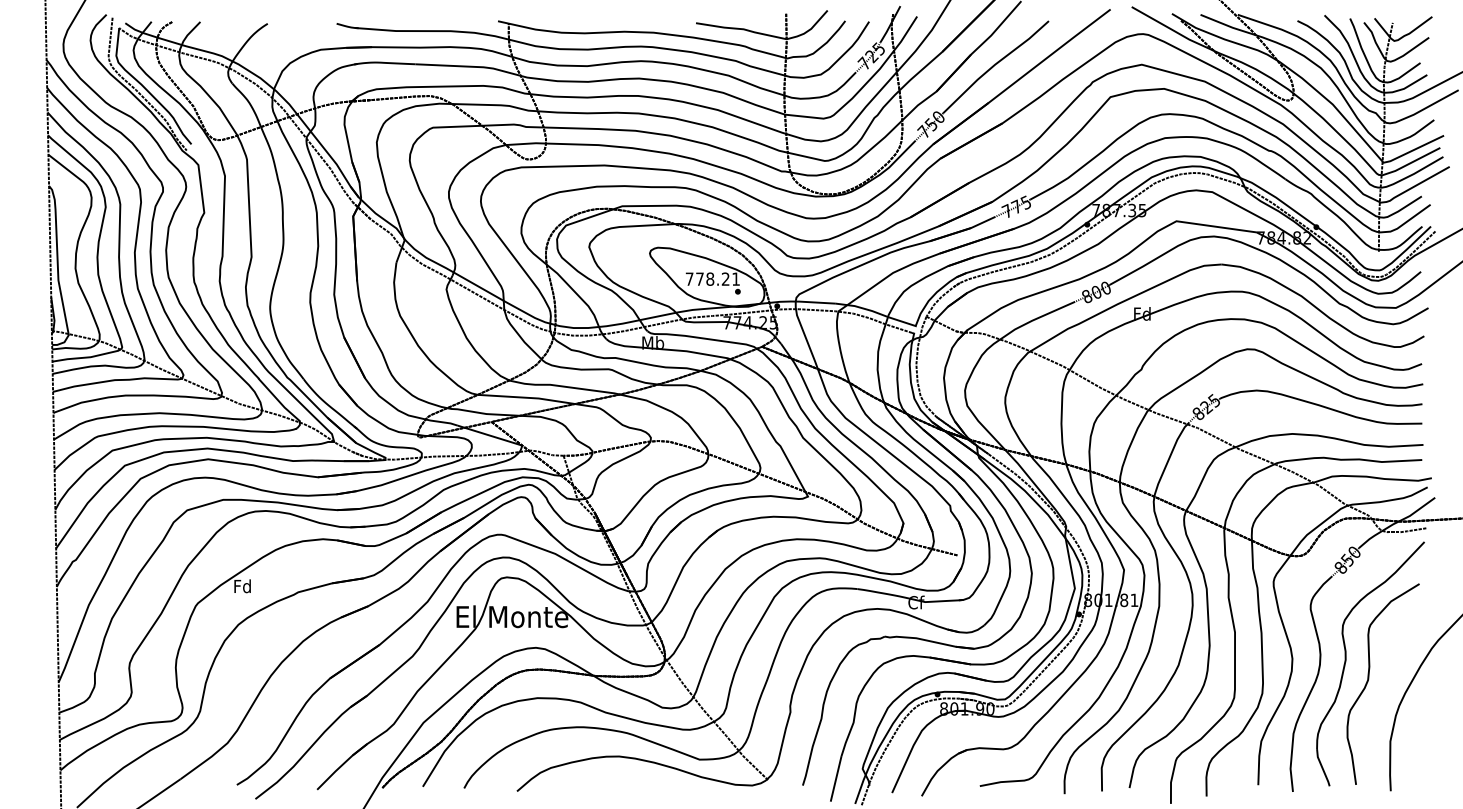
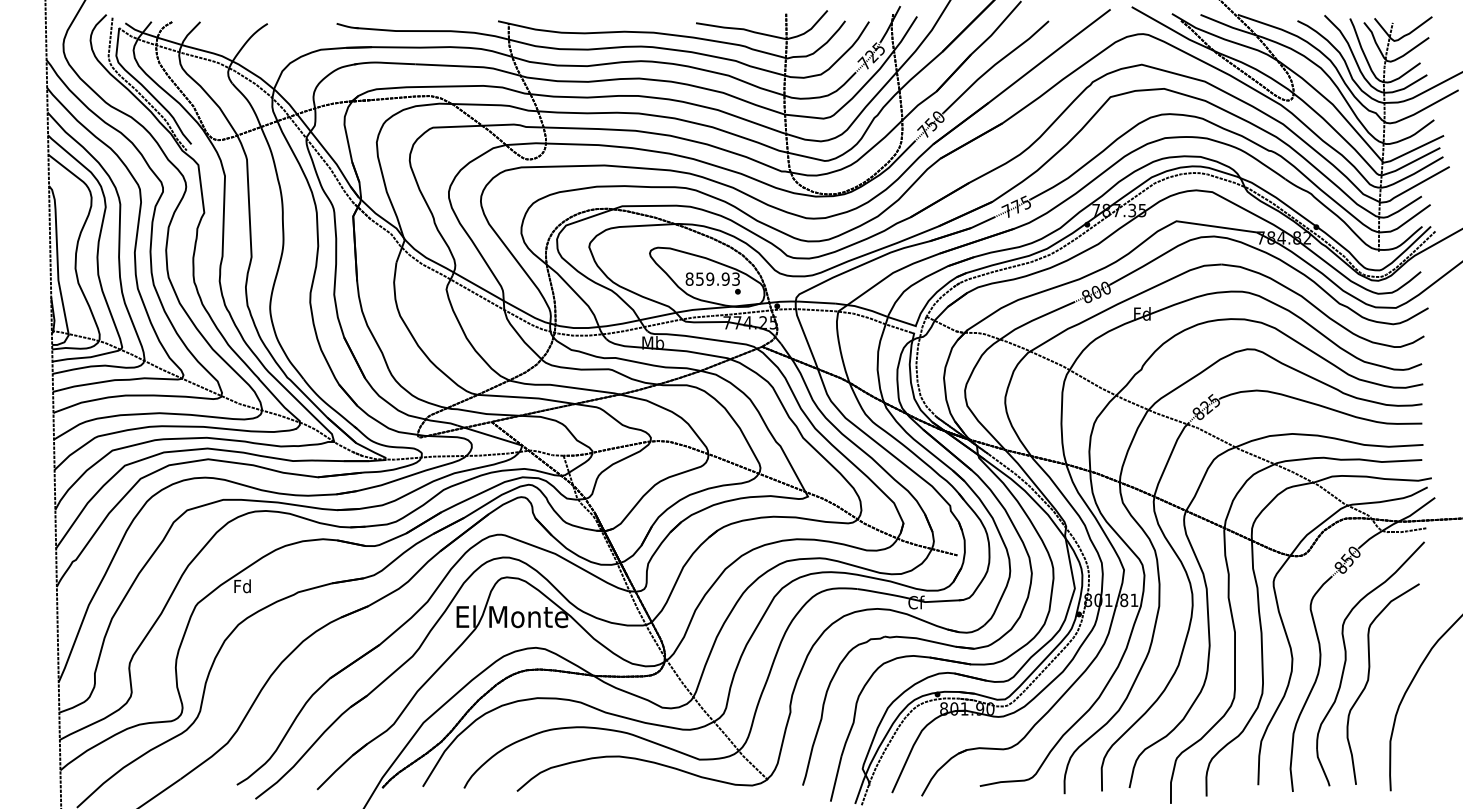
text: 778.21 -> 859.93 (712, 278)
